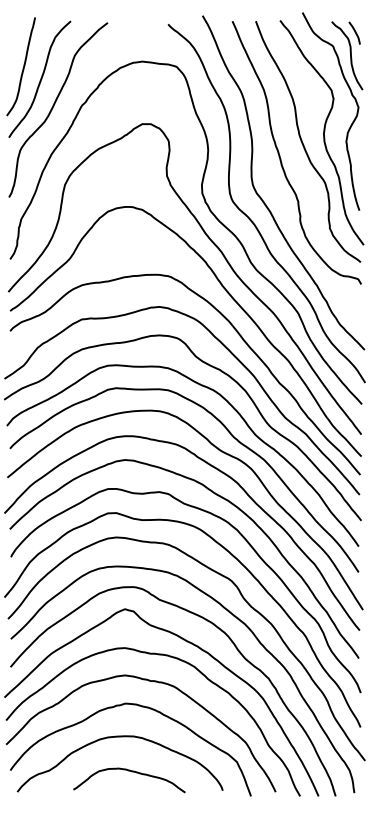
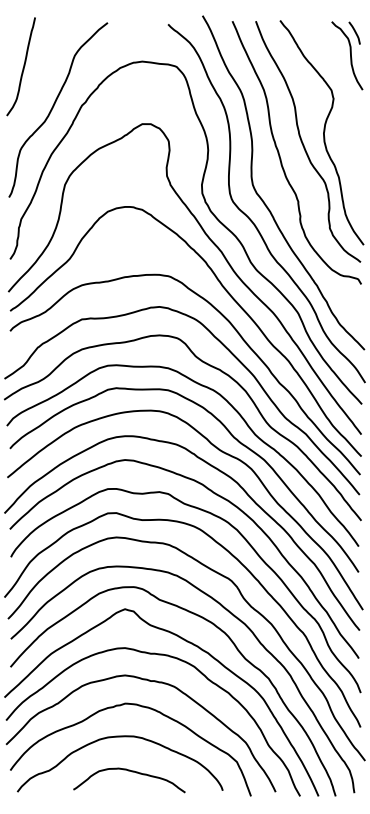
curve: present -> none (40, 78)
curve: present -> none (352, 121)
